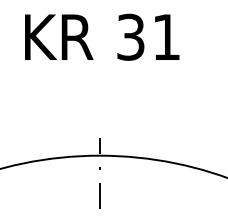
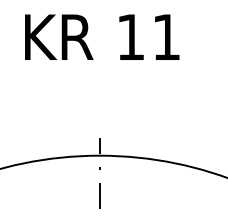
text: 31 -> 11 (130, 36)
